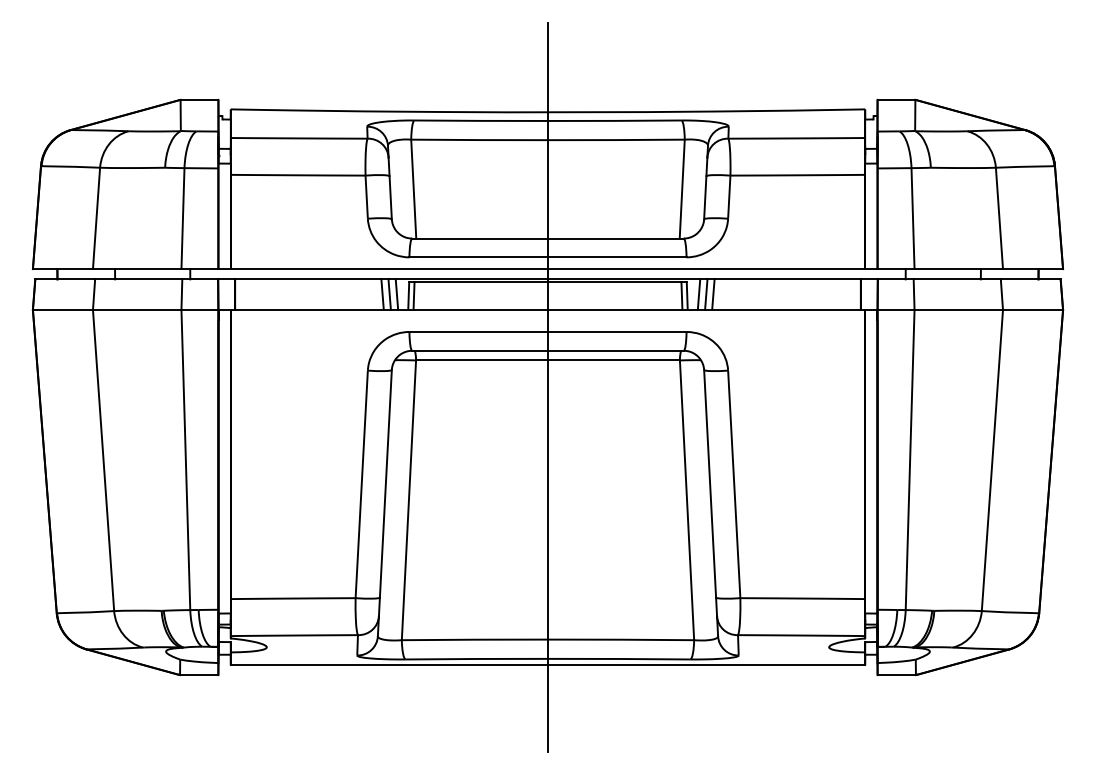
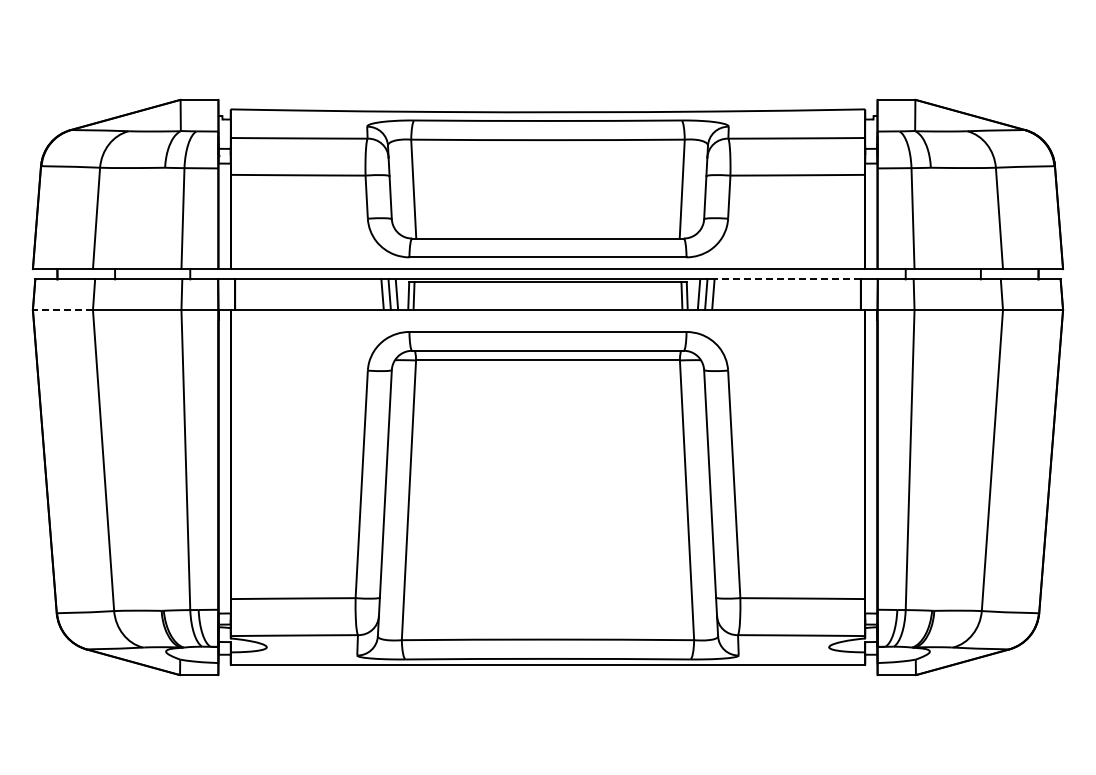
line: solid -> dashed (787, 279)
line: solid -> dashed (62, 309)
line: present -> none (548, 387)
